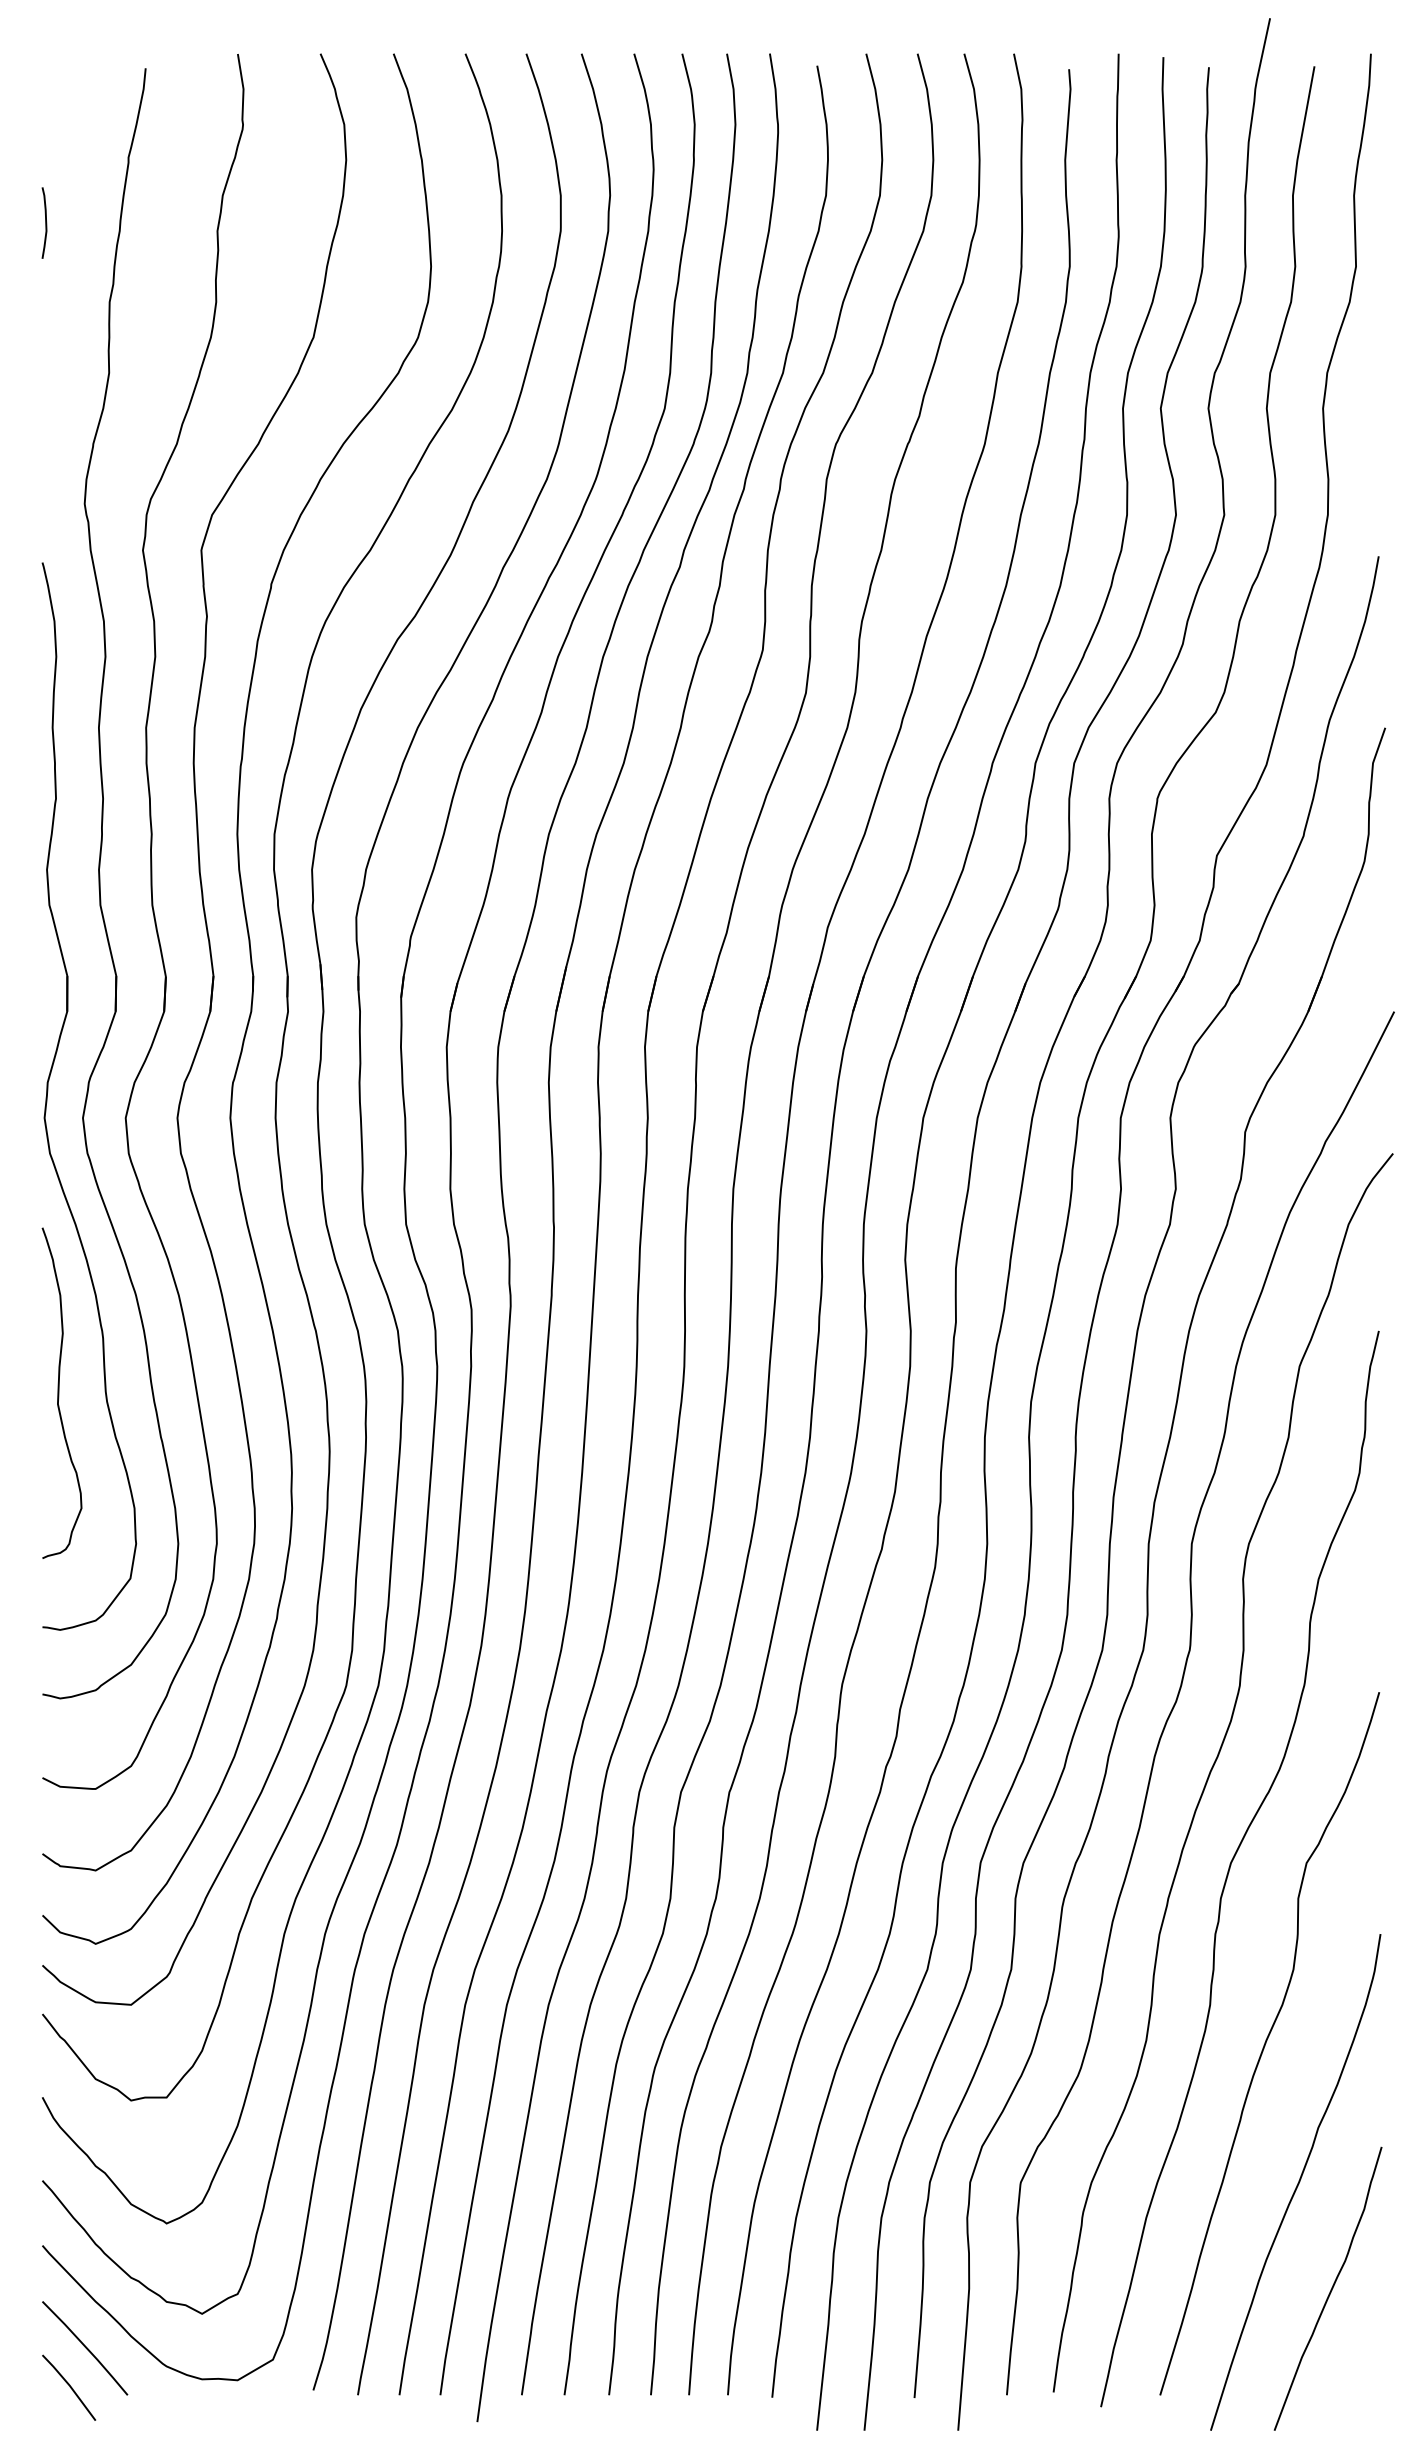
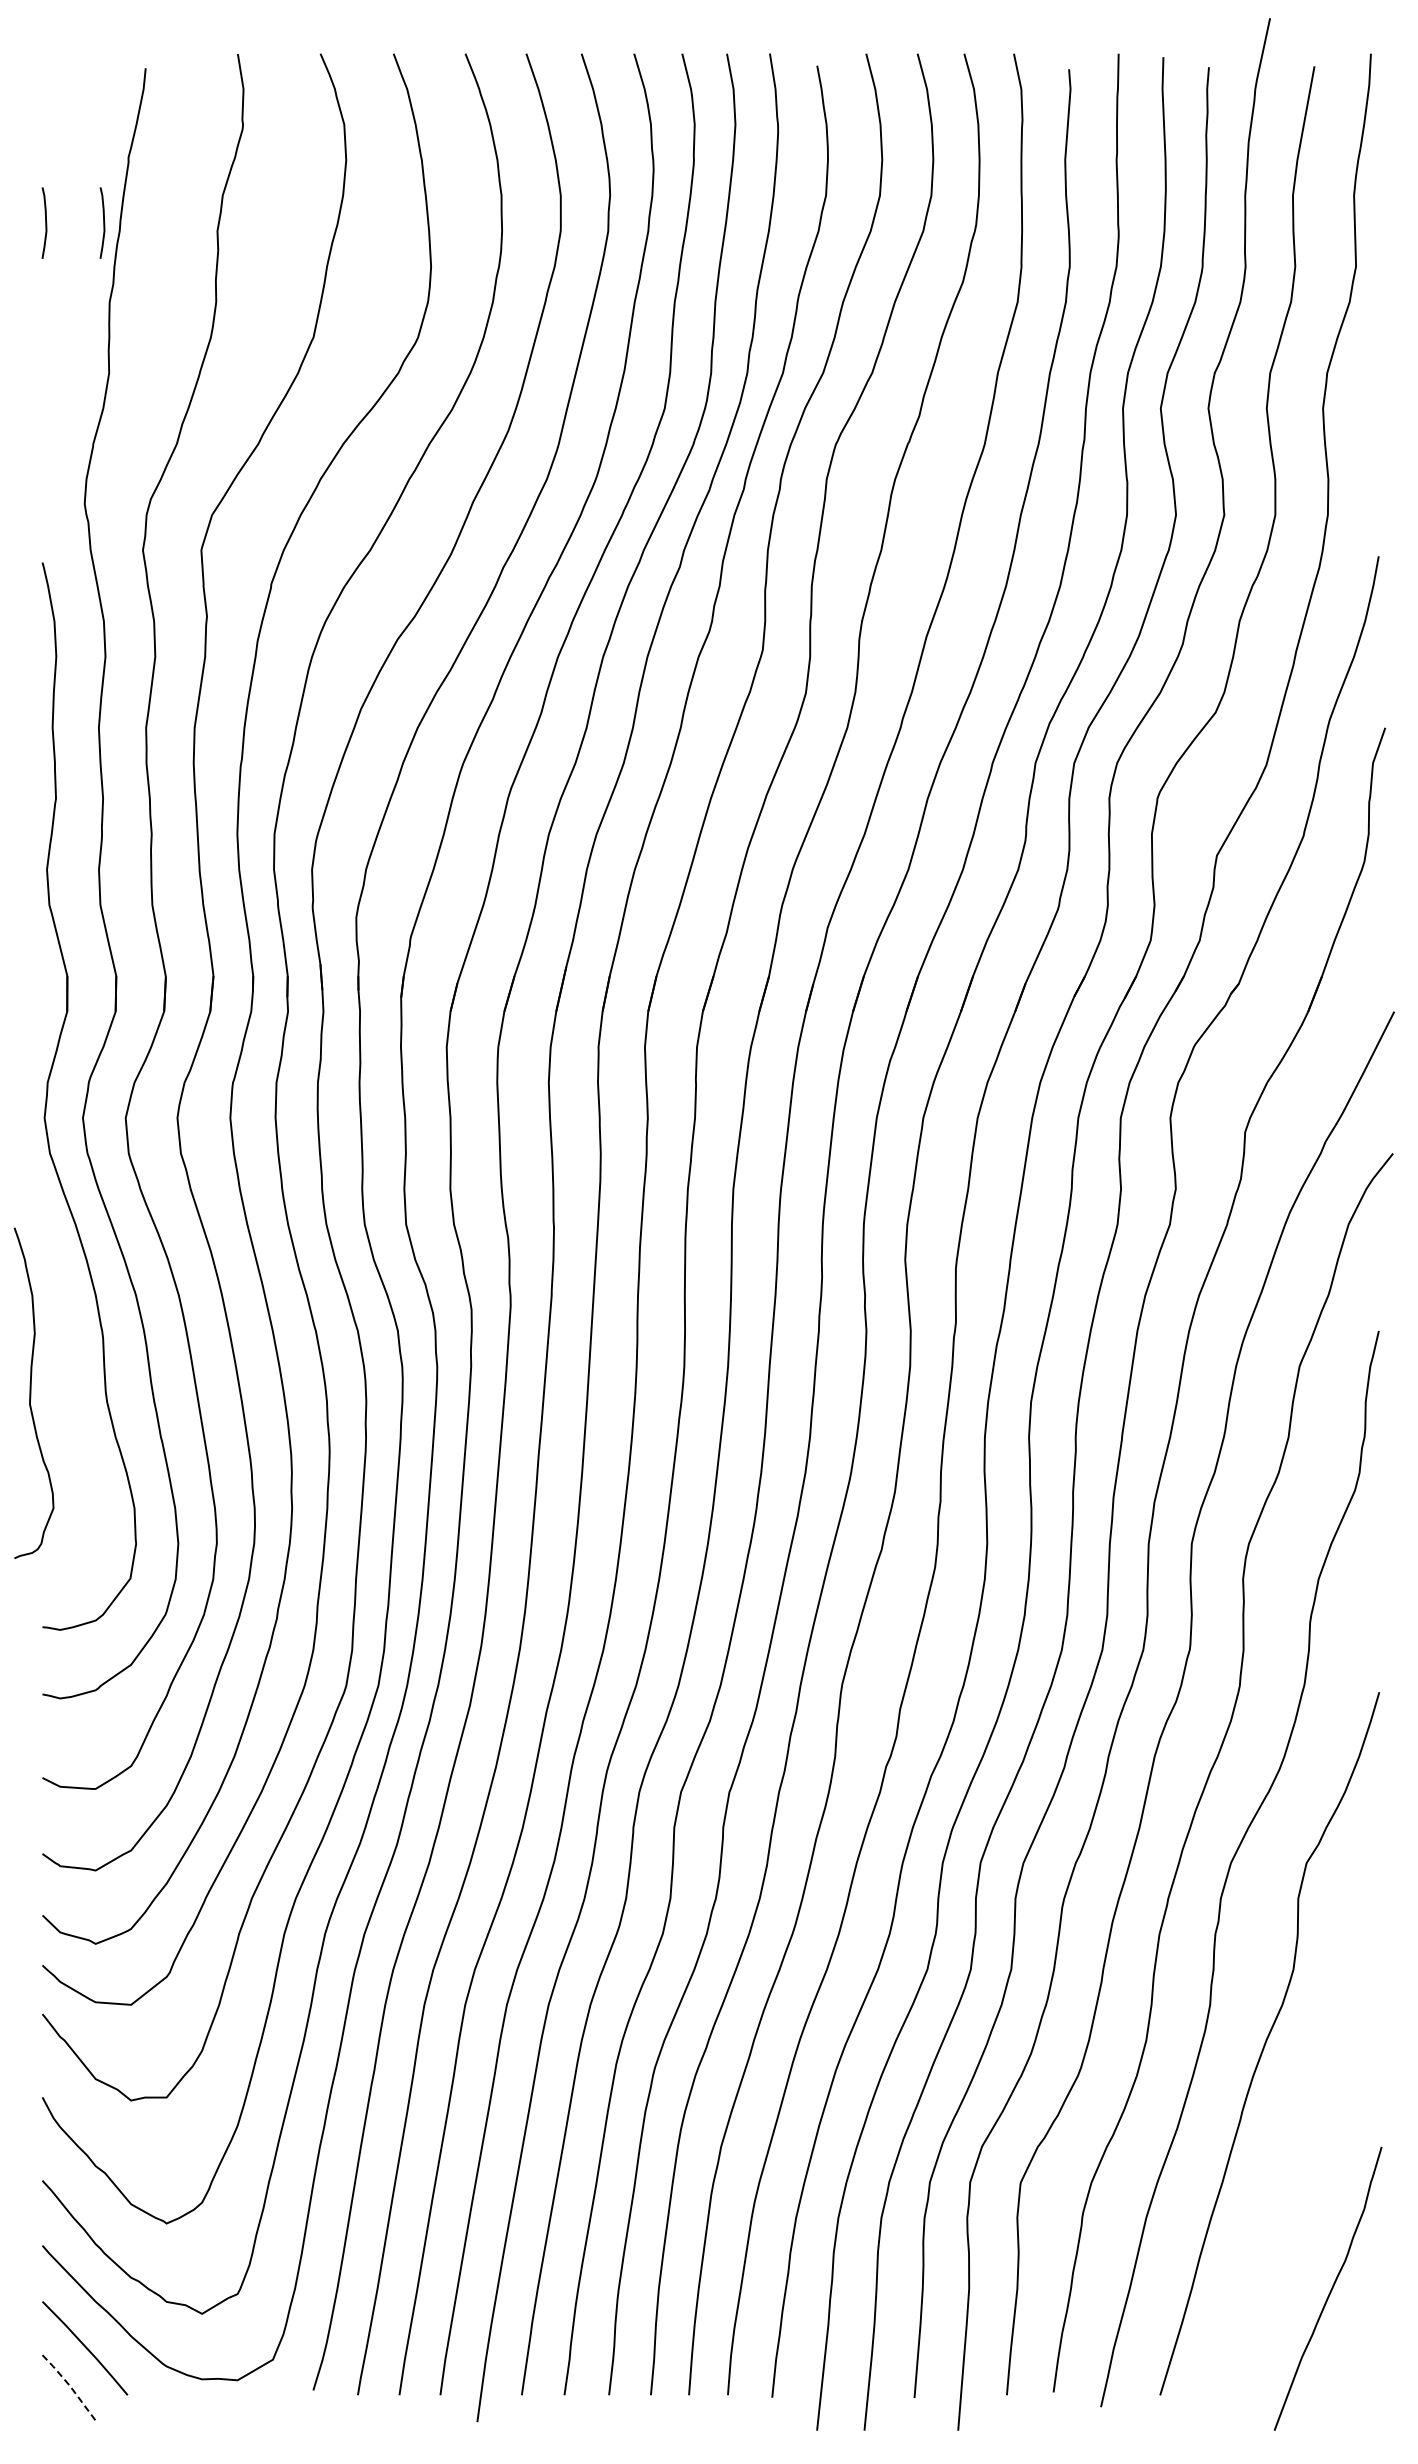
curve: none -> present (103, 222)
curve position: (59, 1392) -> (31, 1392) (31, 1392)
curve: present -> none (1297, 2183)
line: solid -> dashed (69, 2385)
